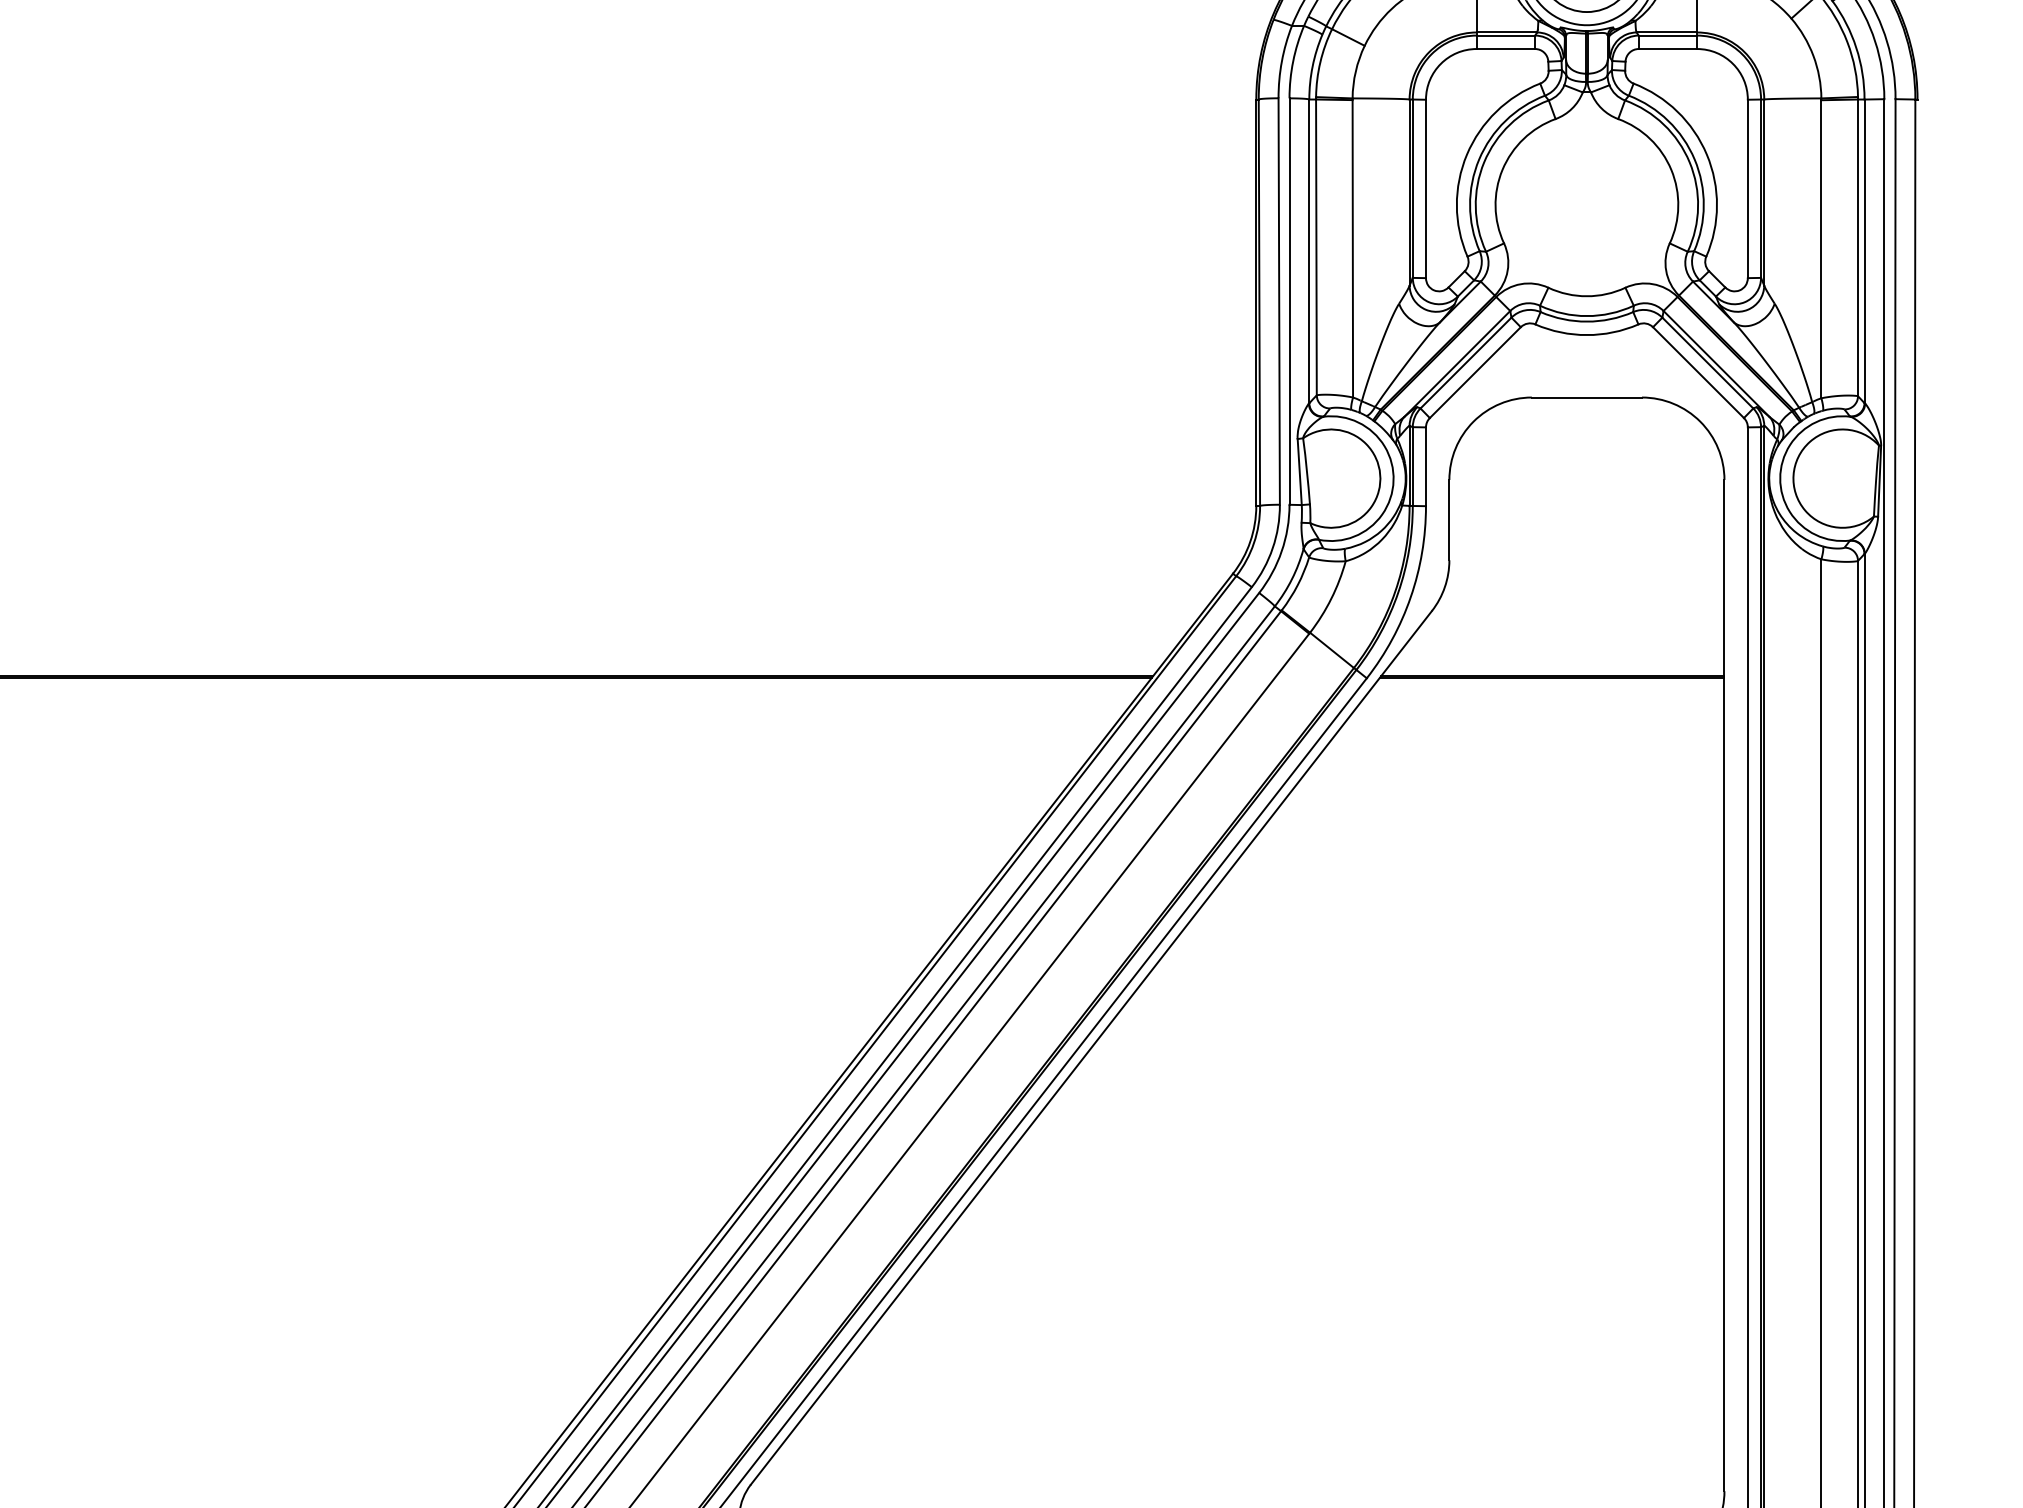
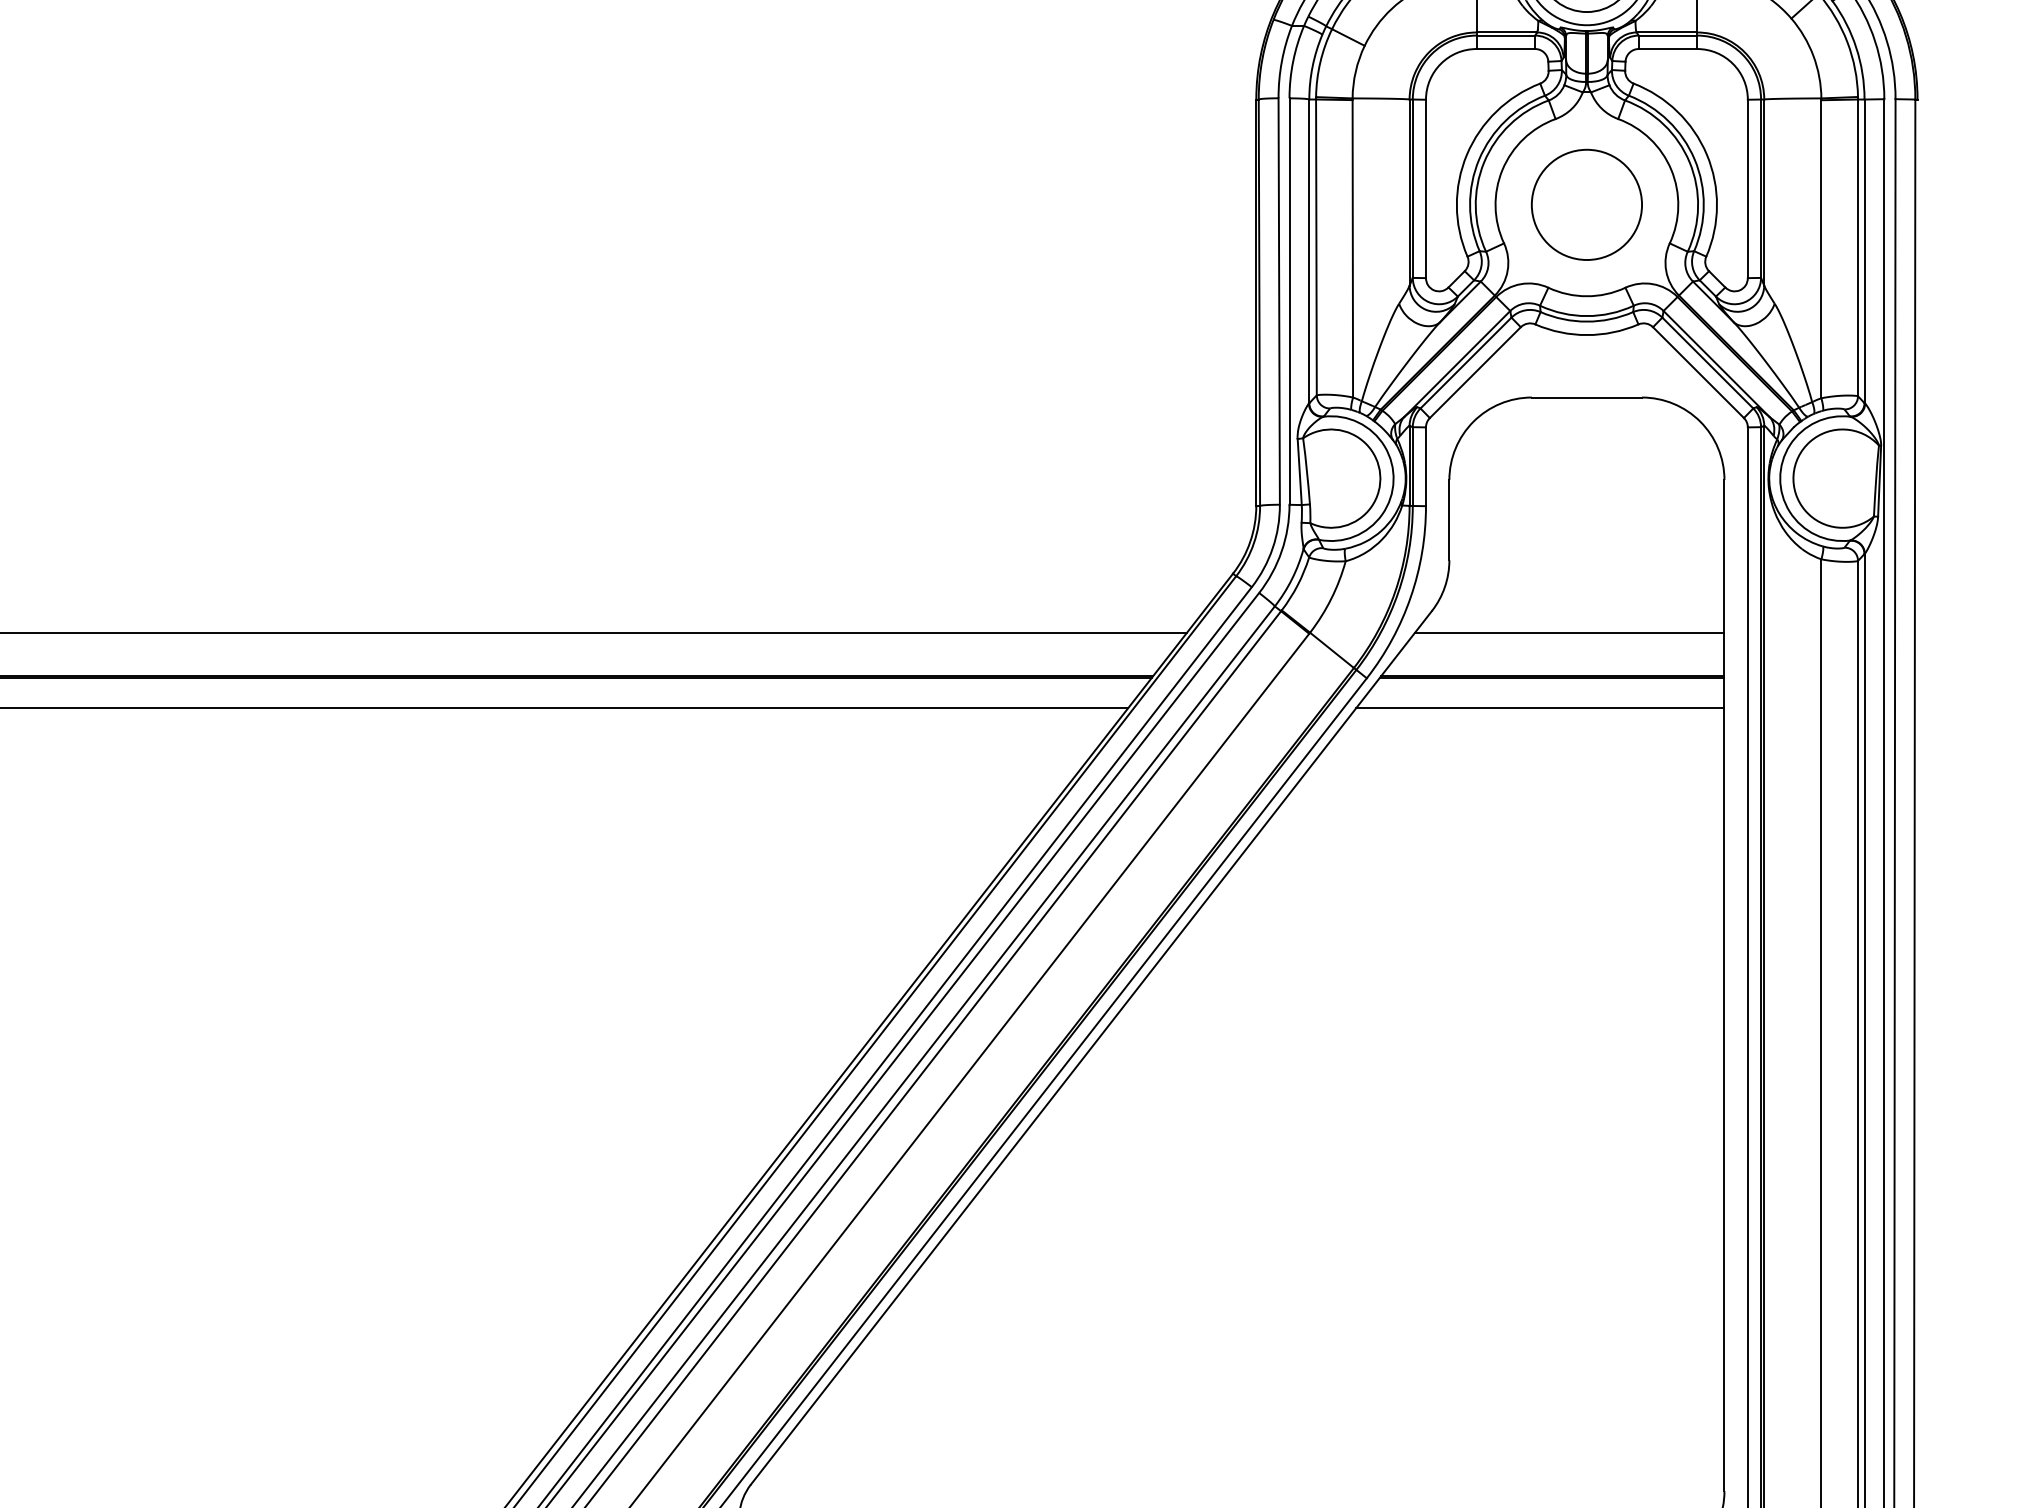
circle: none -> present (1586, 204)
line: none -> present (594, 632)
line: none -> present (1569, 632)
line: none -> present (565, 708)
line: none -> present (1540, 708)
